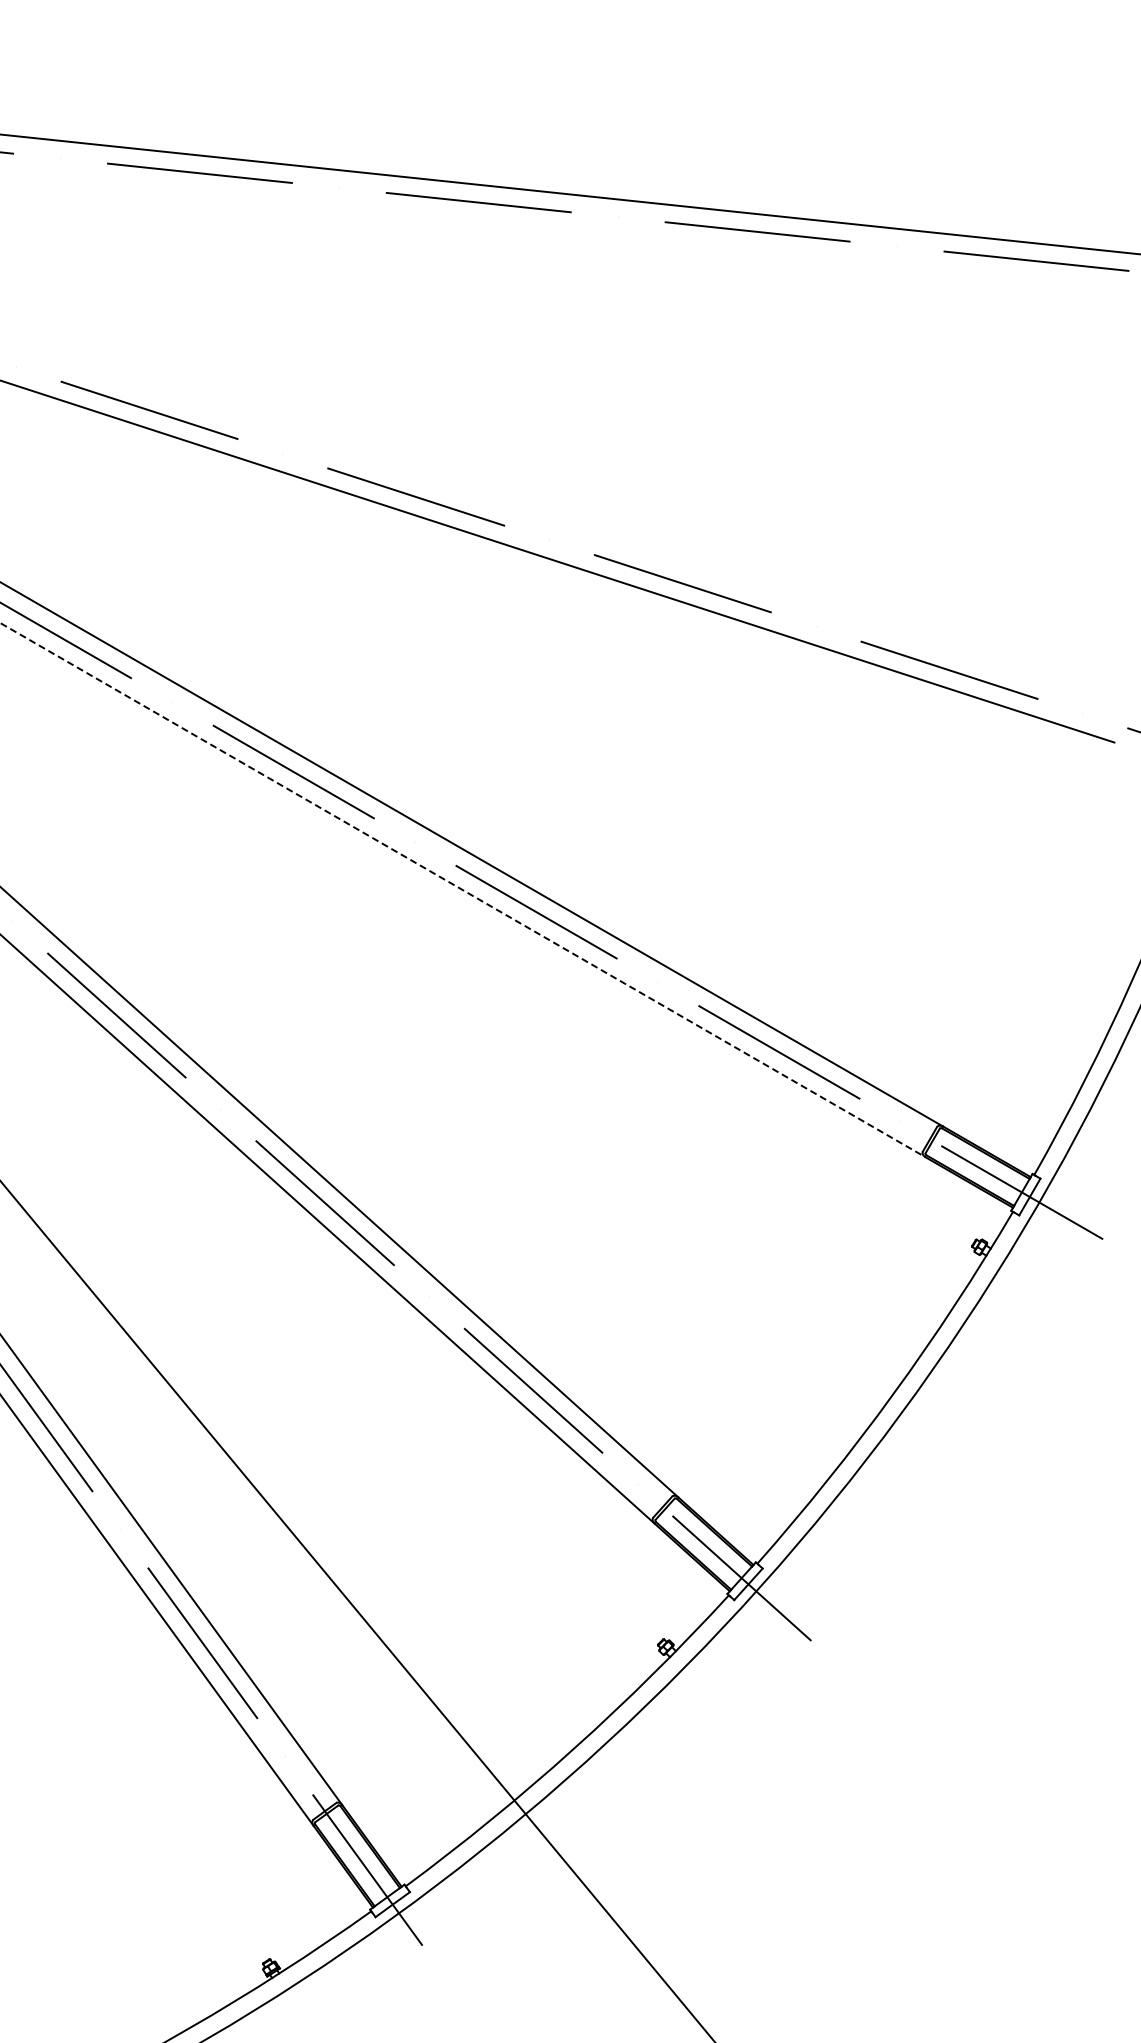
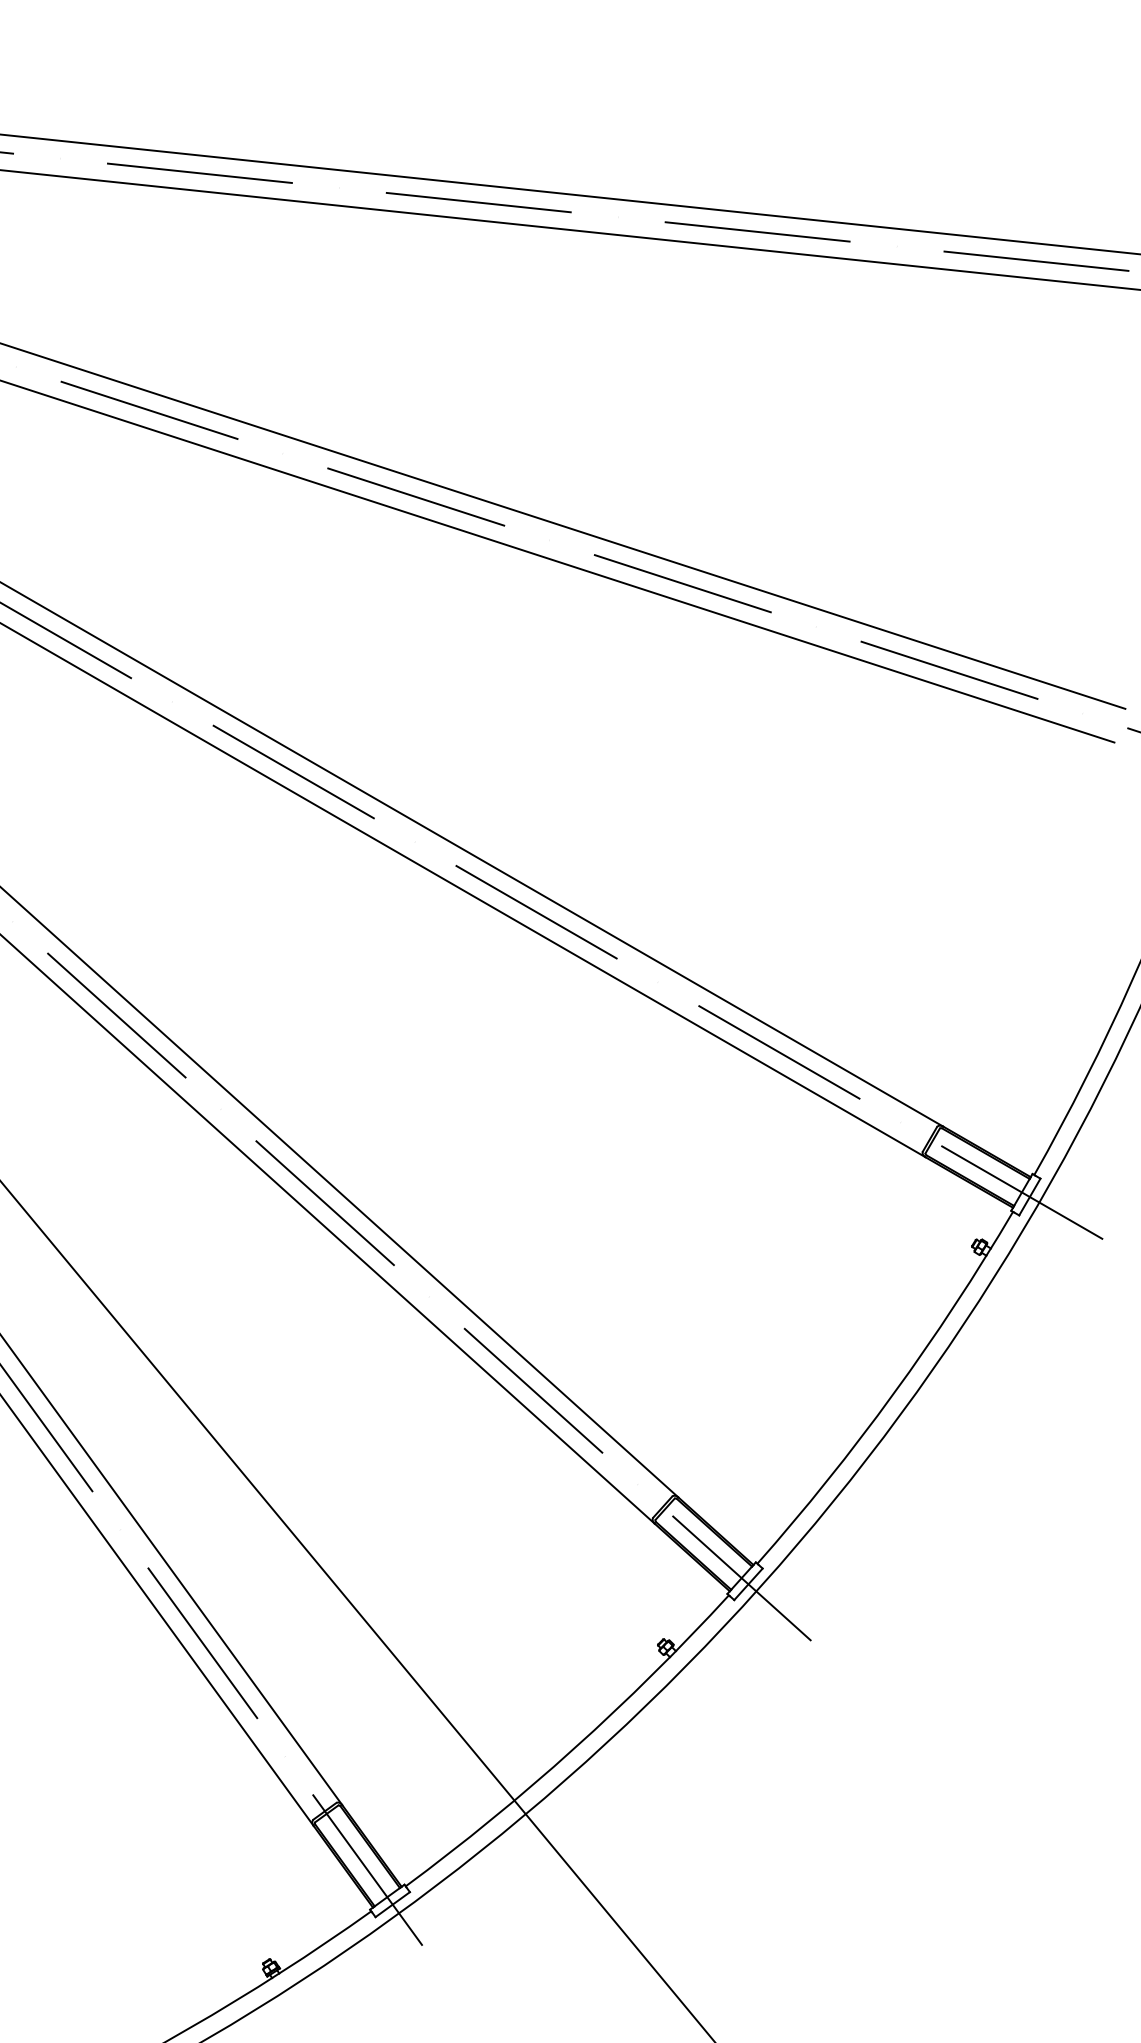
line: none -> present (569, 229)
line: none -> present (563, 525)
line: dashed -> solid (463, 890)
